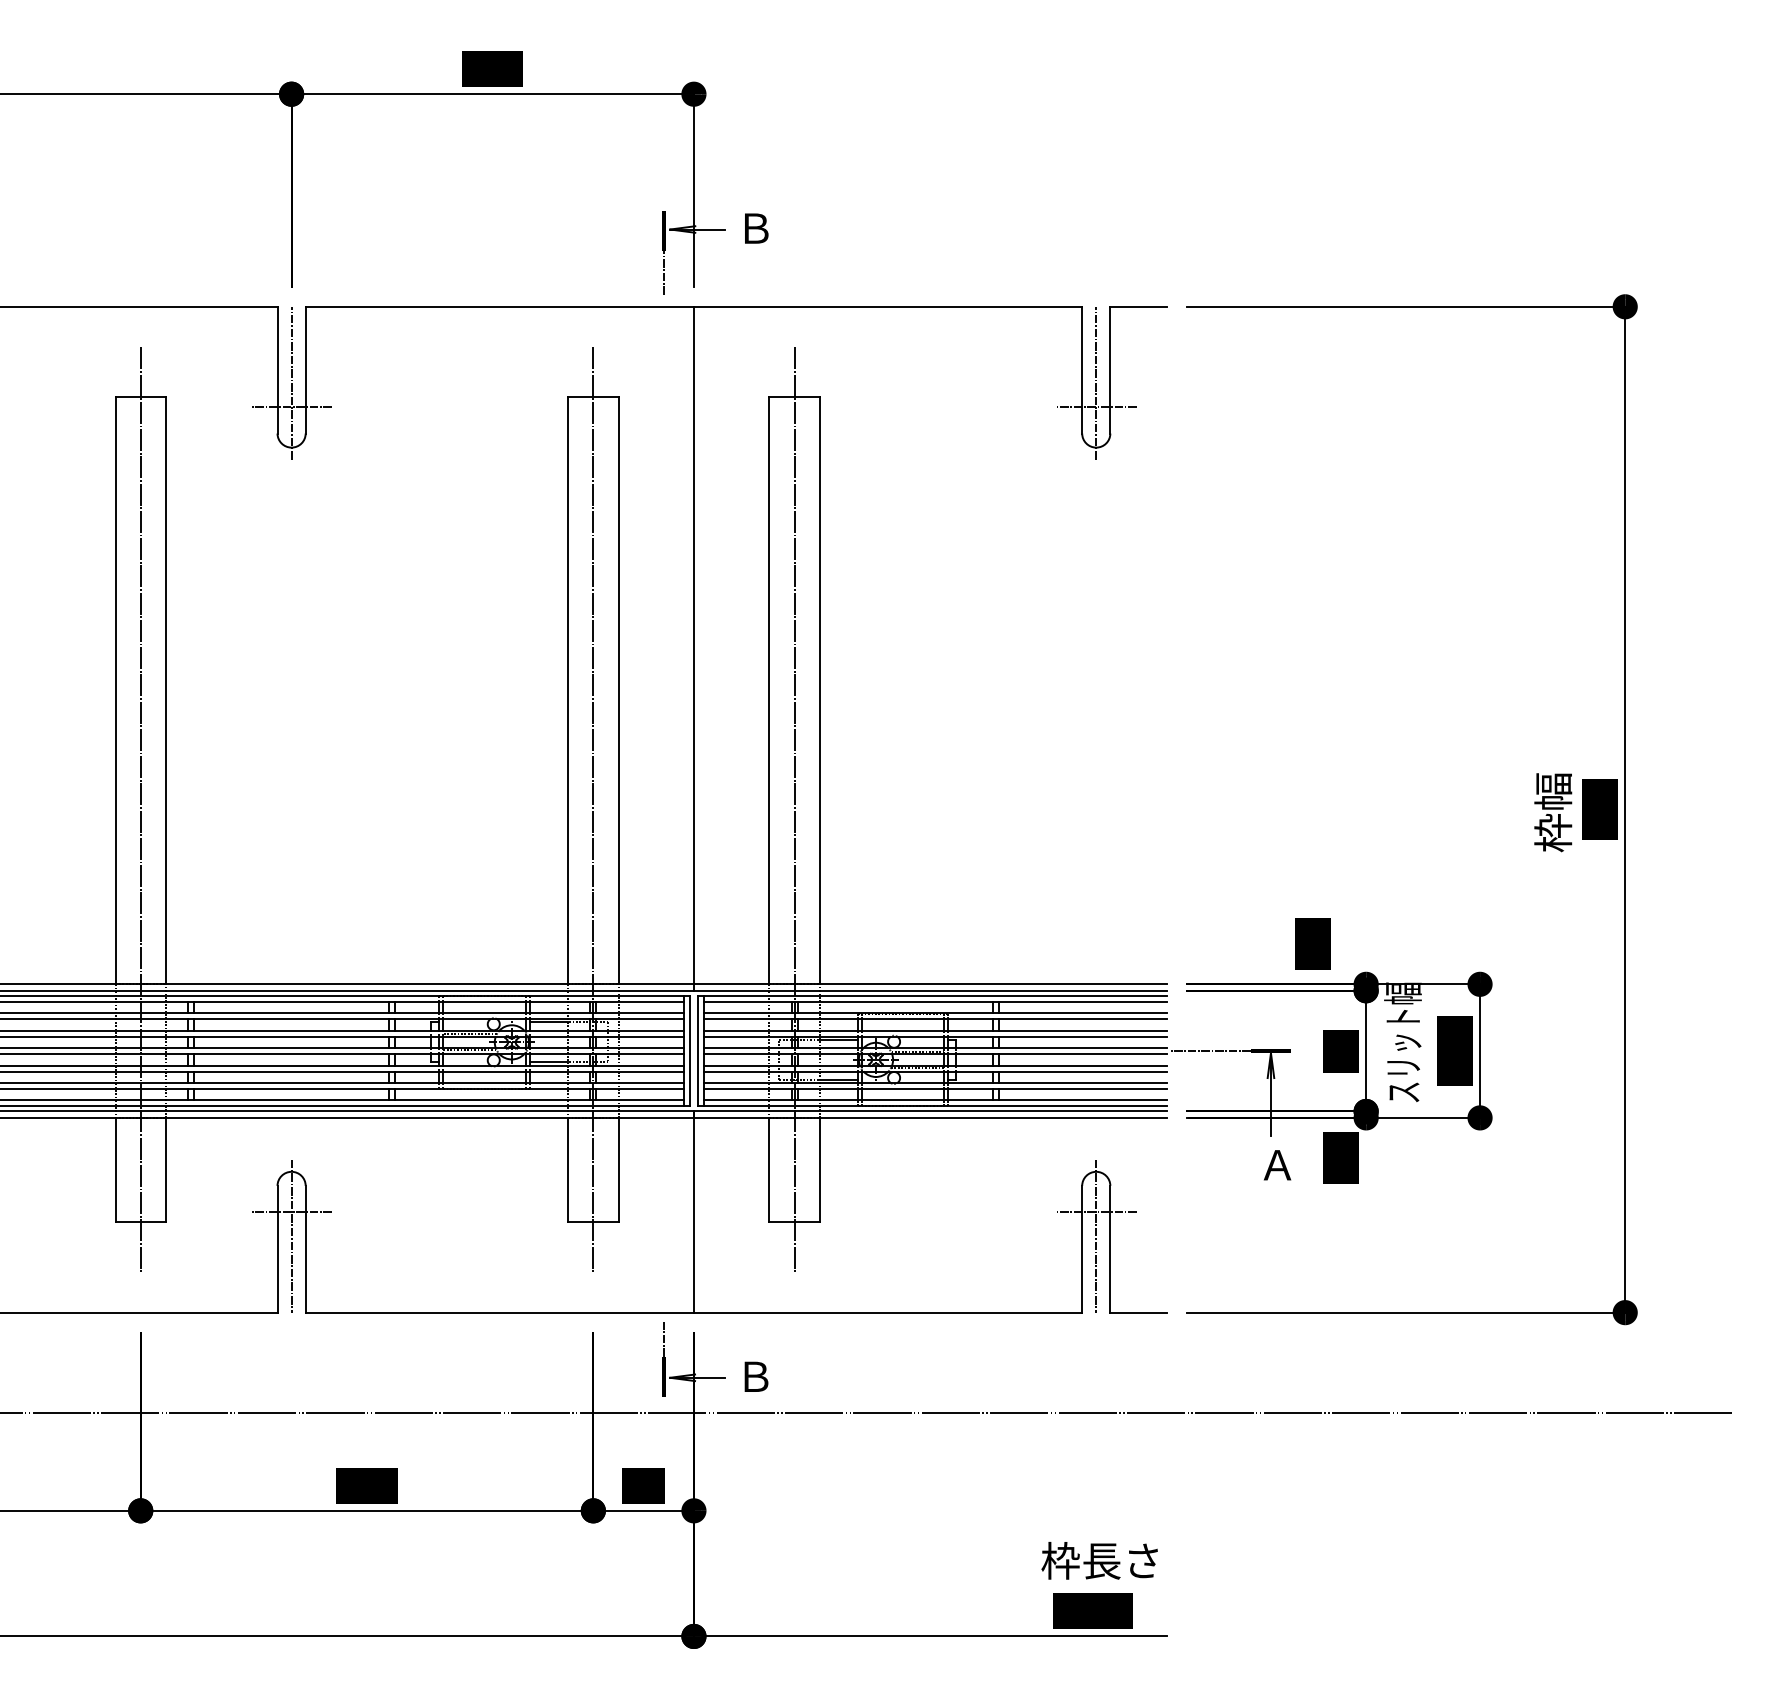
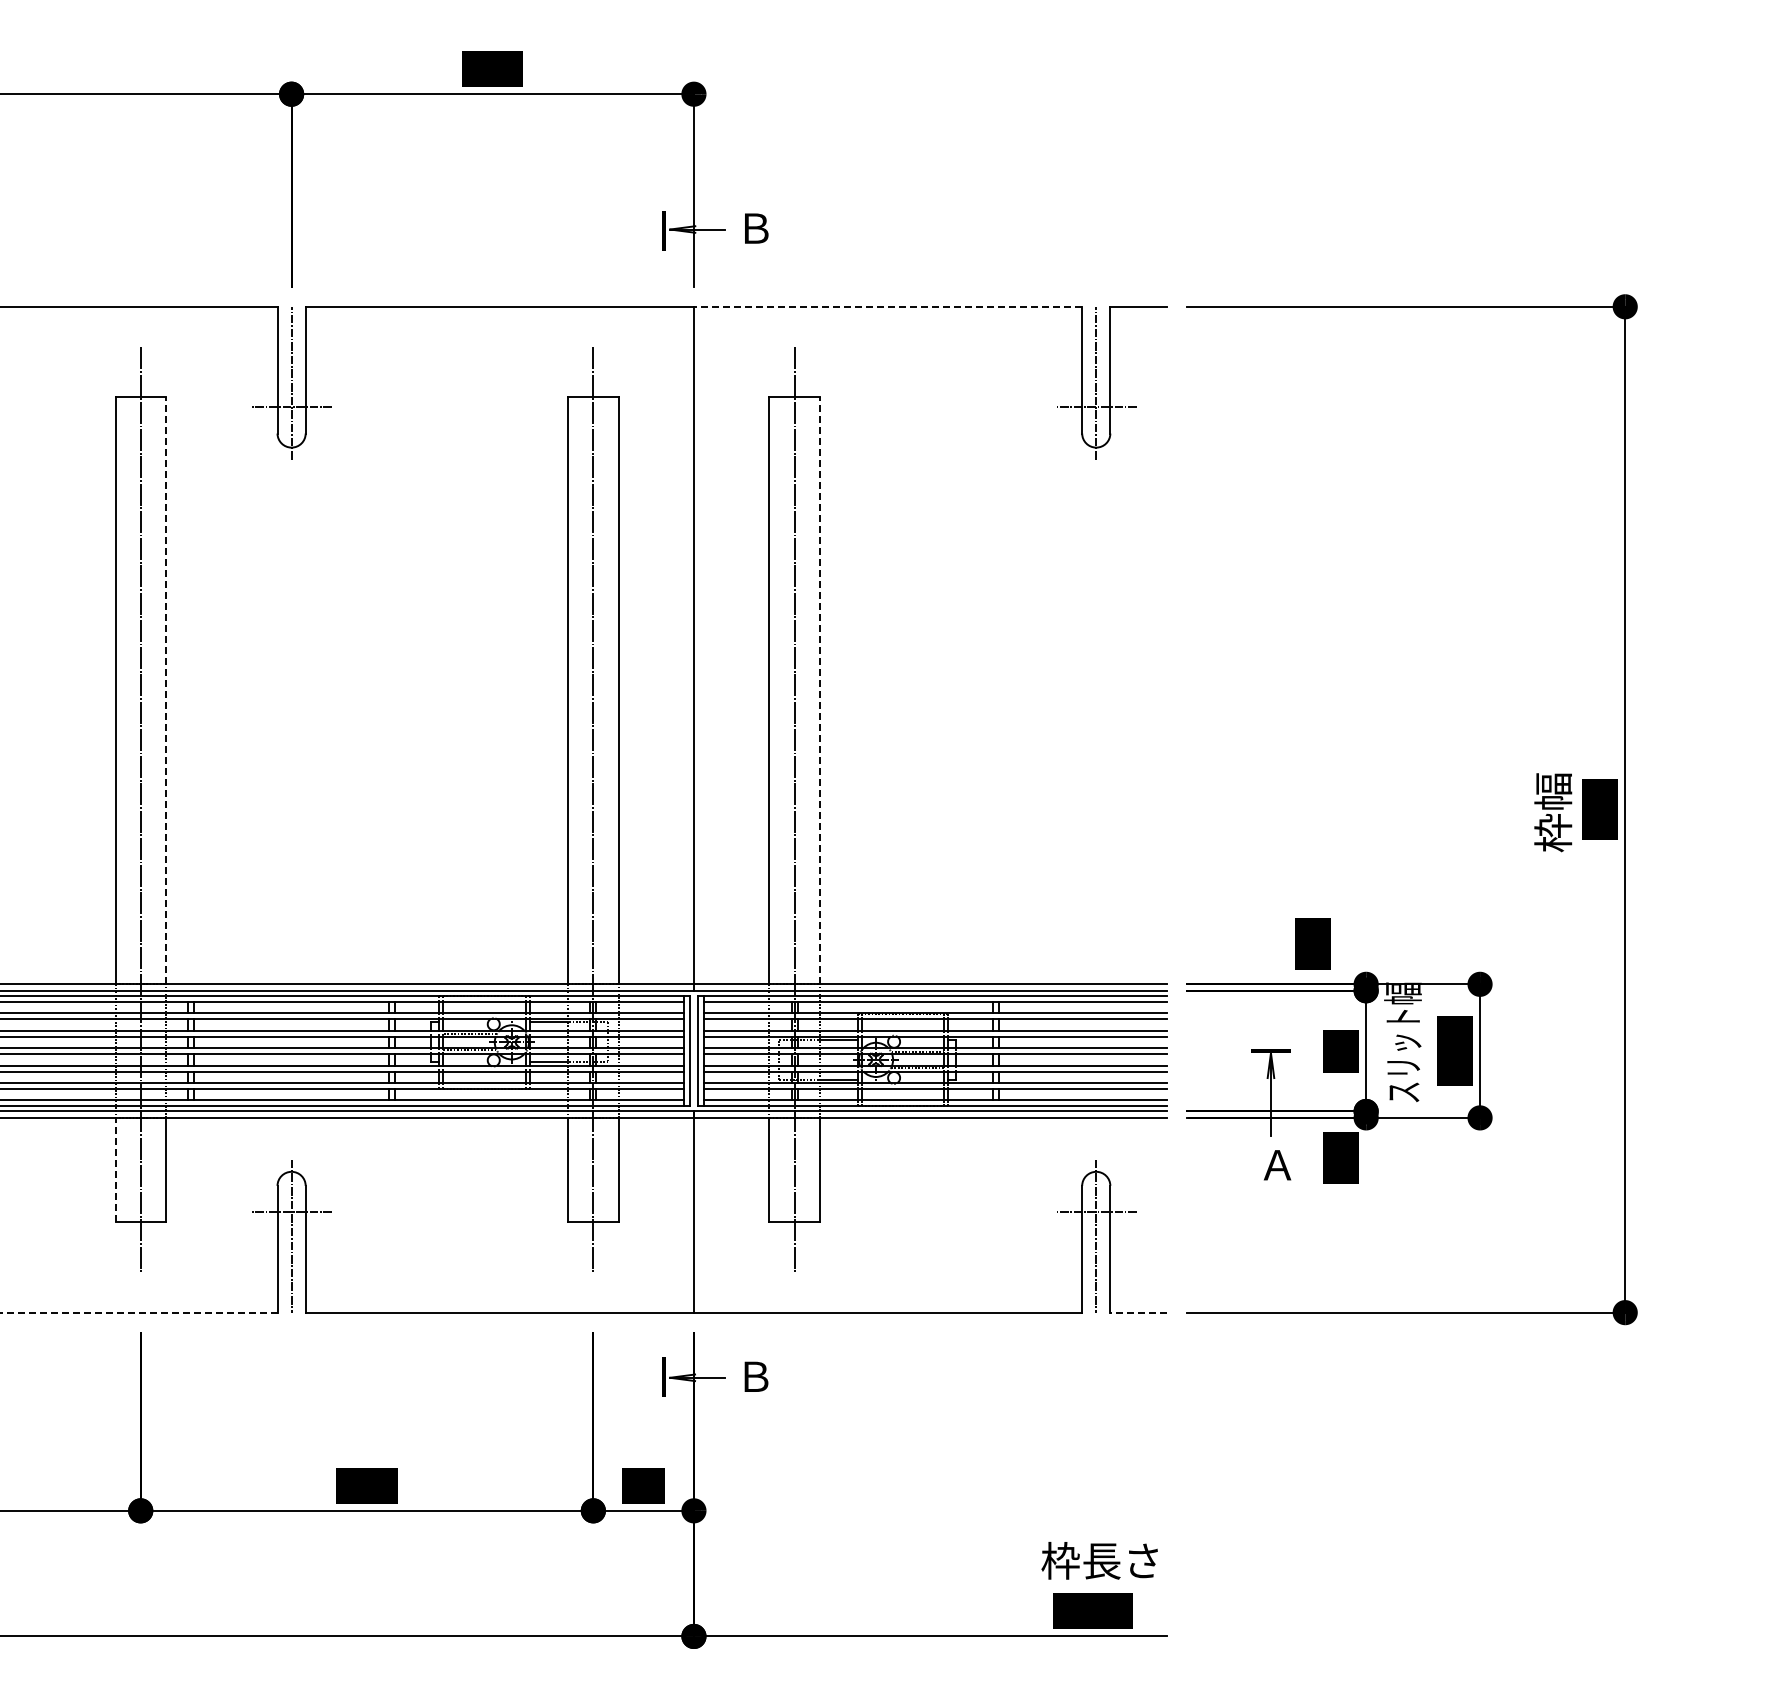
line: present -> none (664, 272)
line: solid -> dashed (887, 306)
line: solid -> dashed (165, 690)
line: solid -> dashed (819, 690)
line: present -> none (1209, 1051)
line: solid -> dashed (115, 1169)
line: solid -> dashed (138, 1312)
line: solid -> dashed (1138, 1312)
line: present -> none (664, 1339)
line: present -> none (867, 1413)
